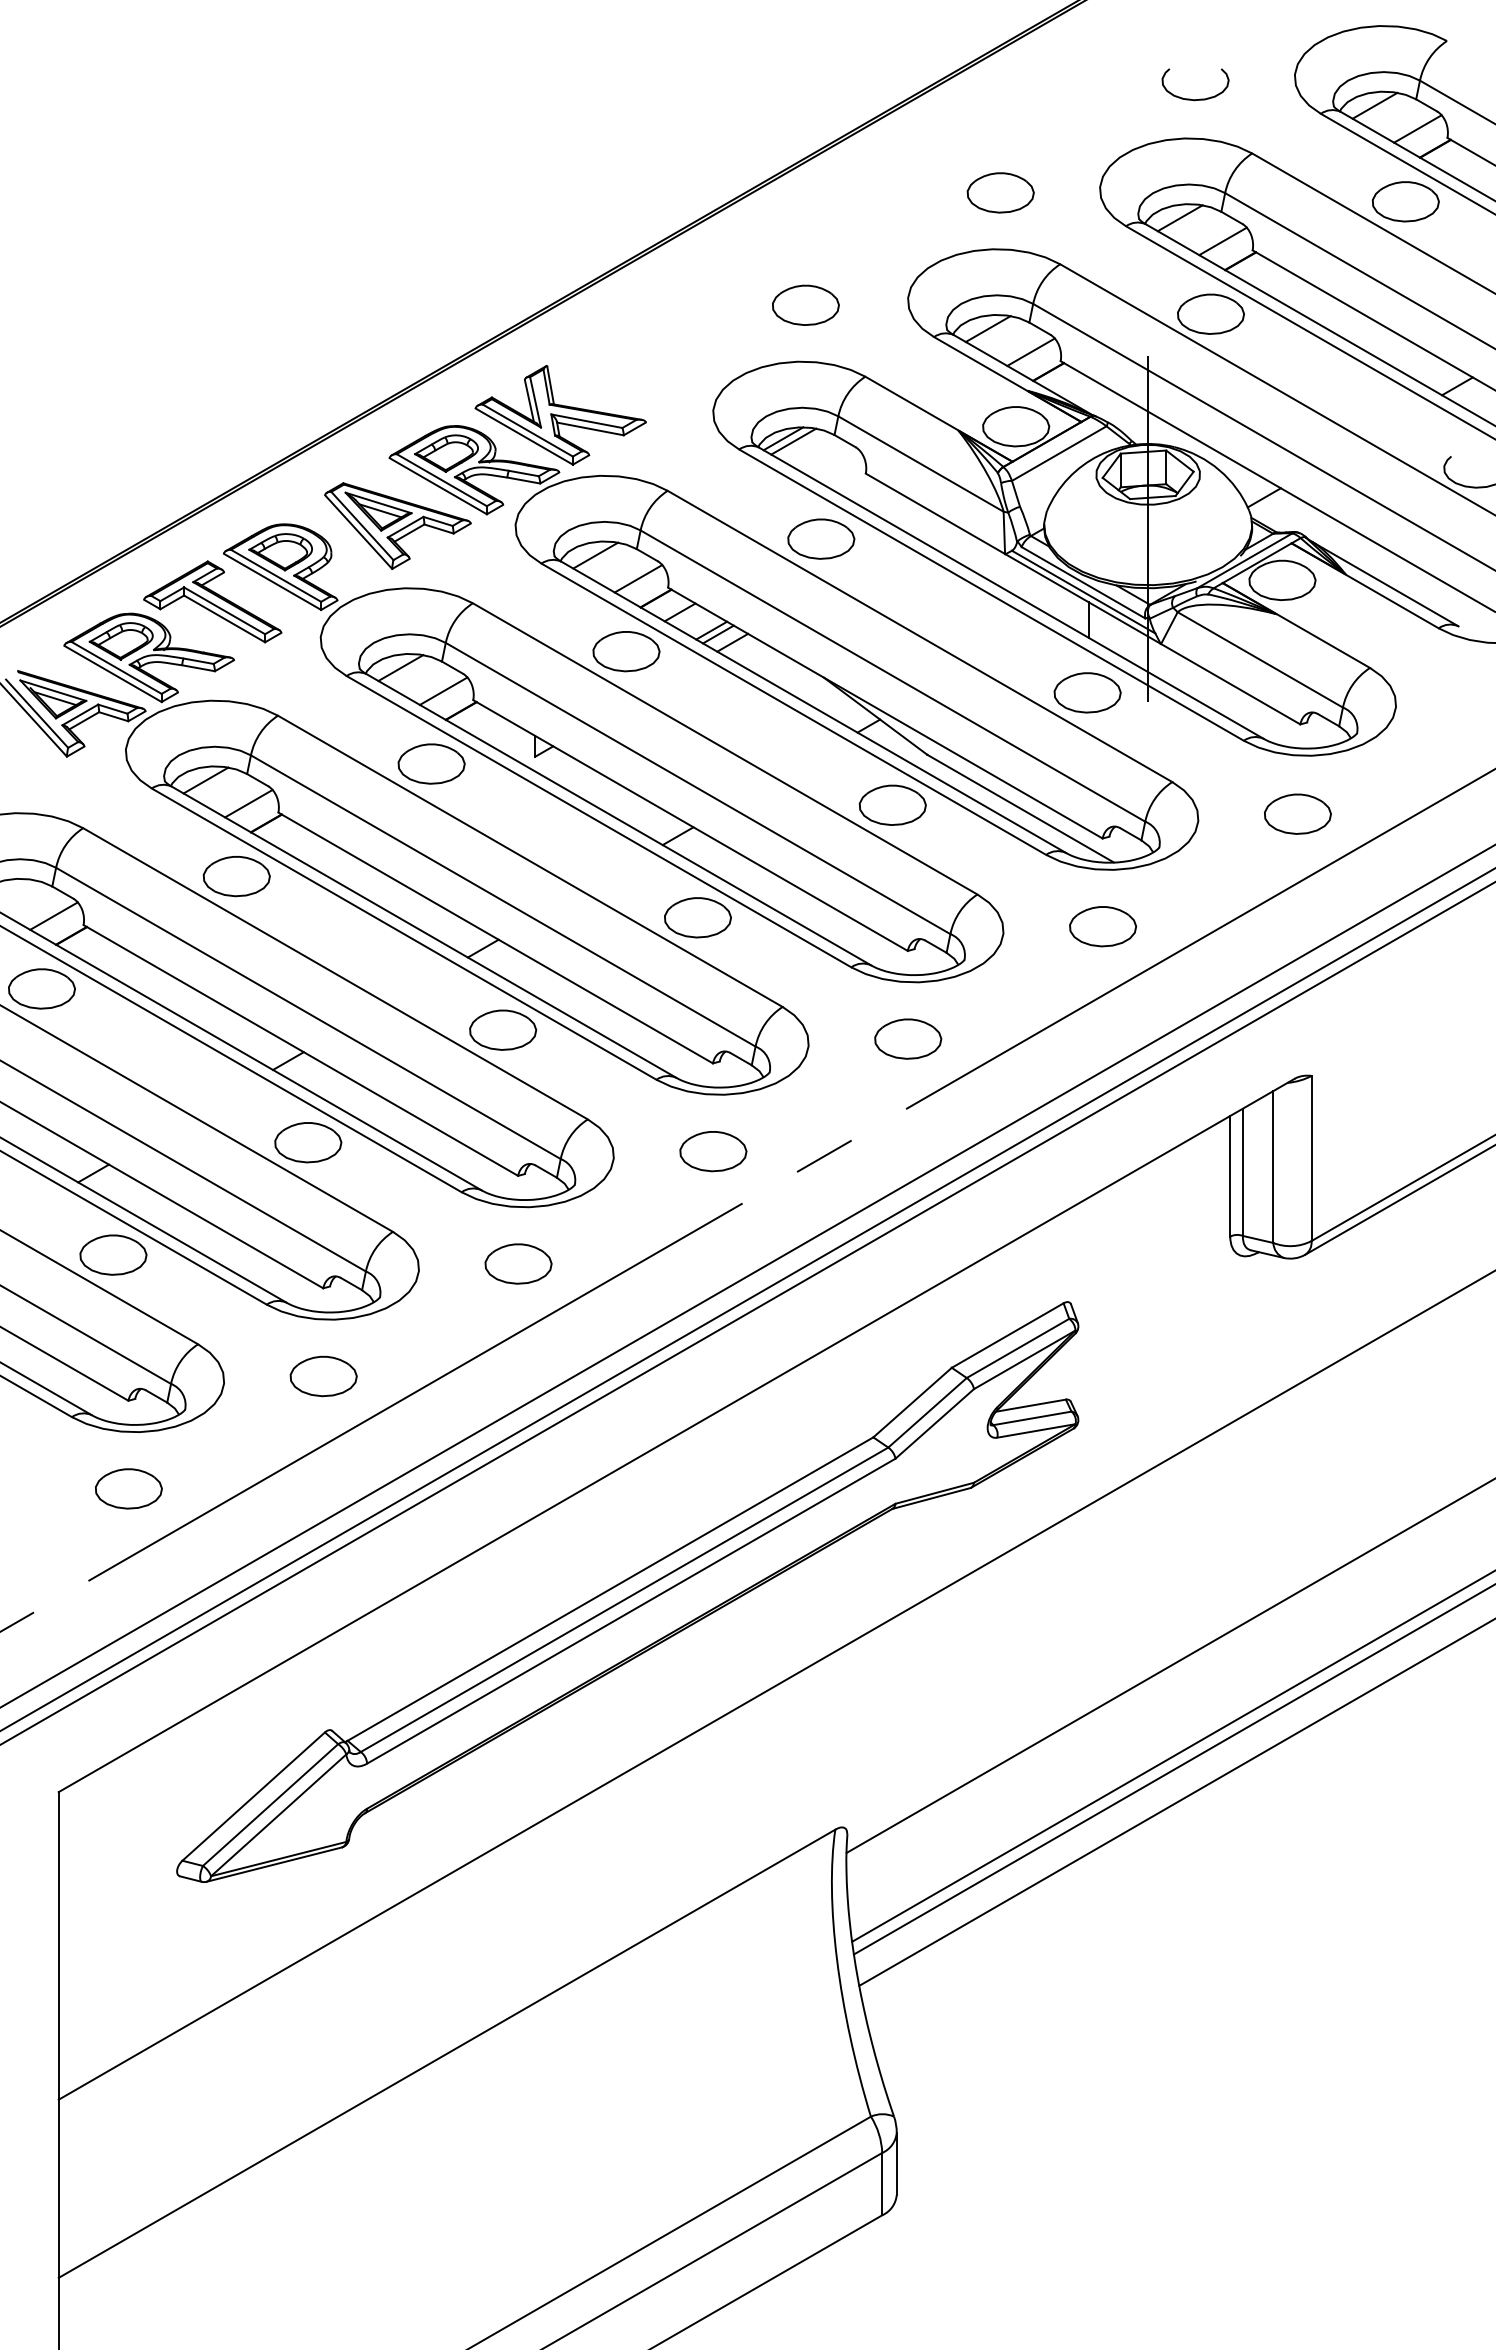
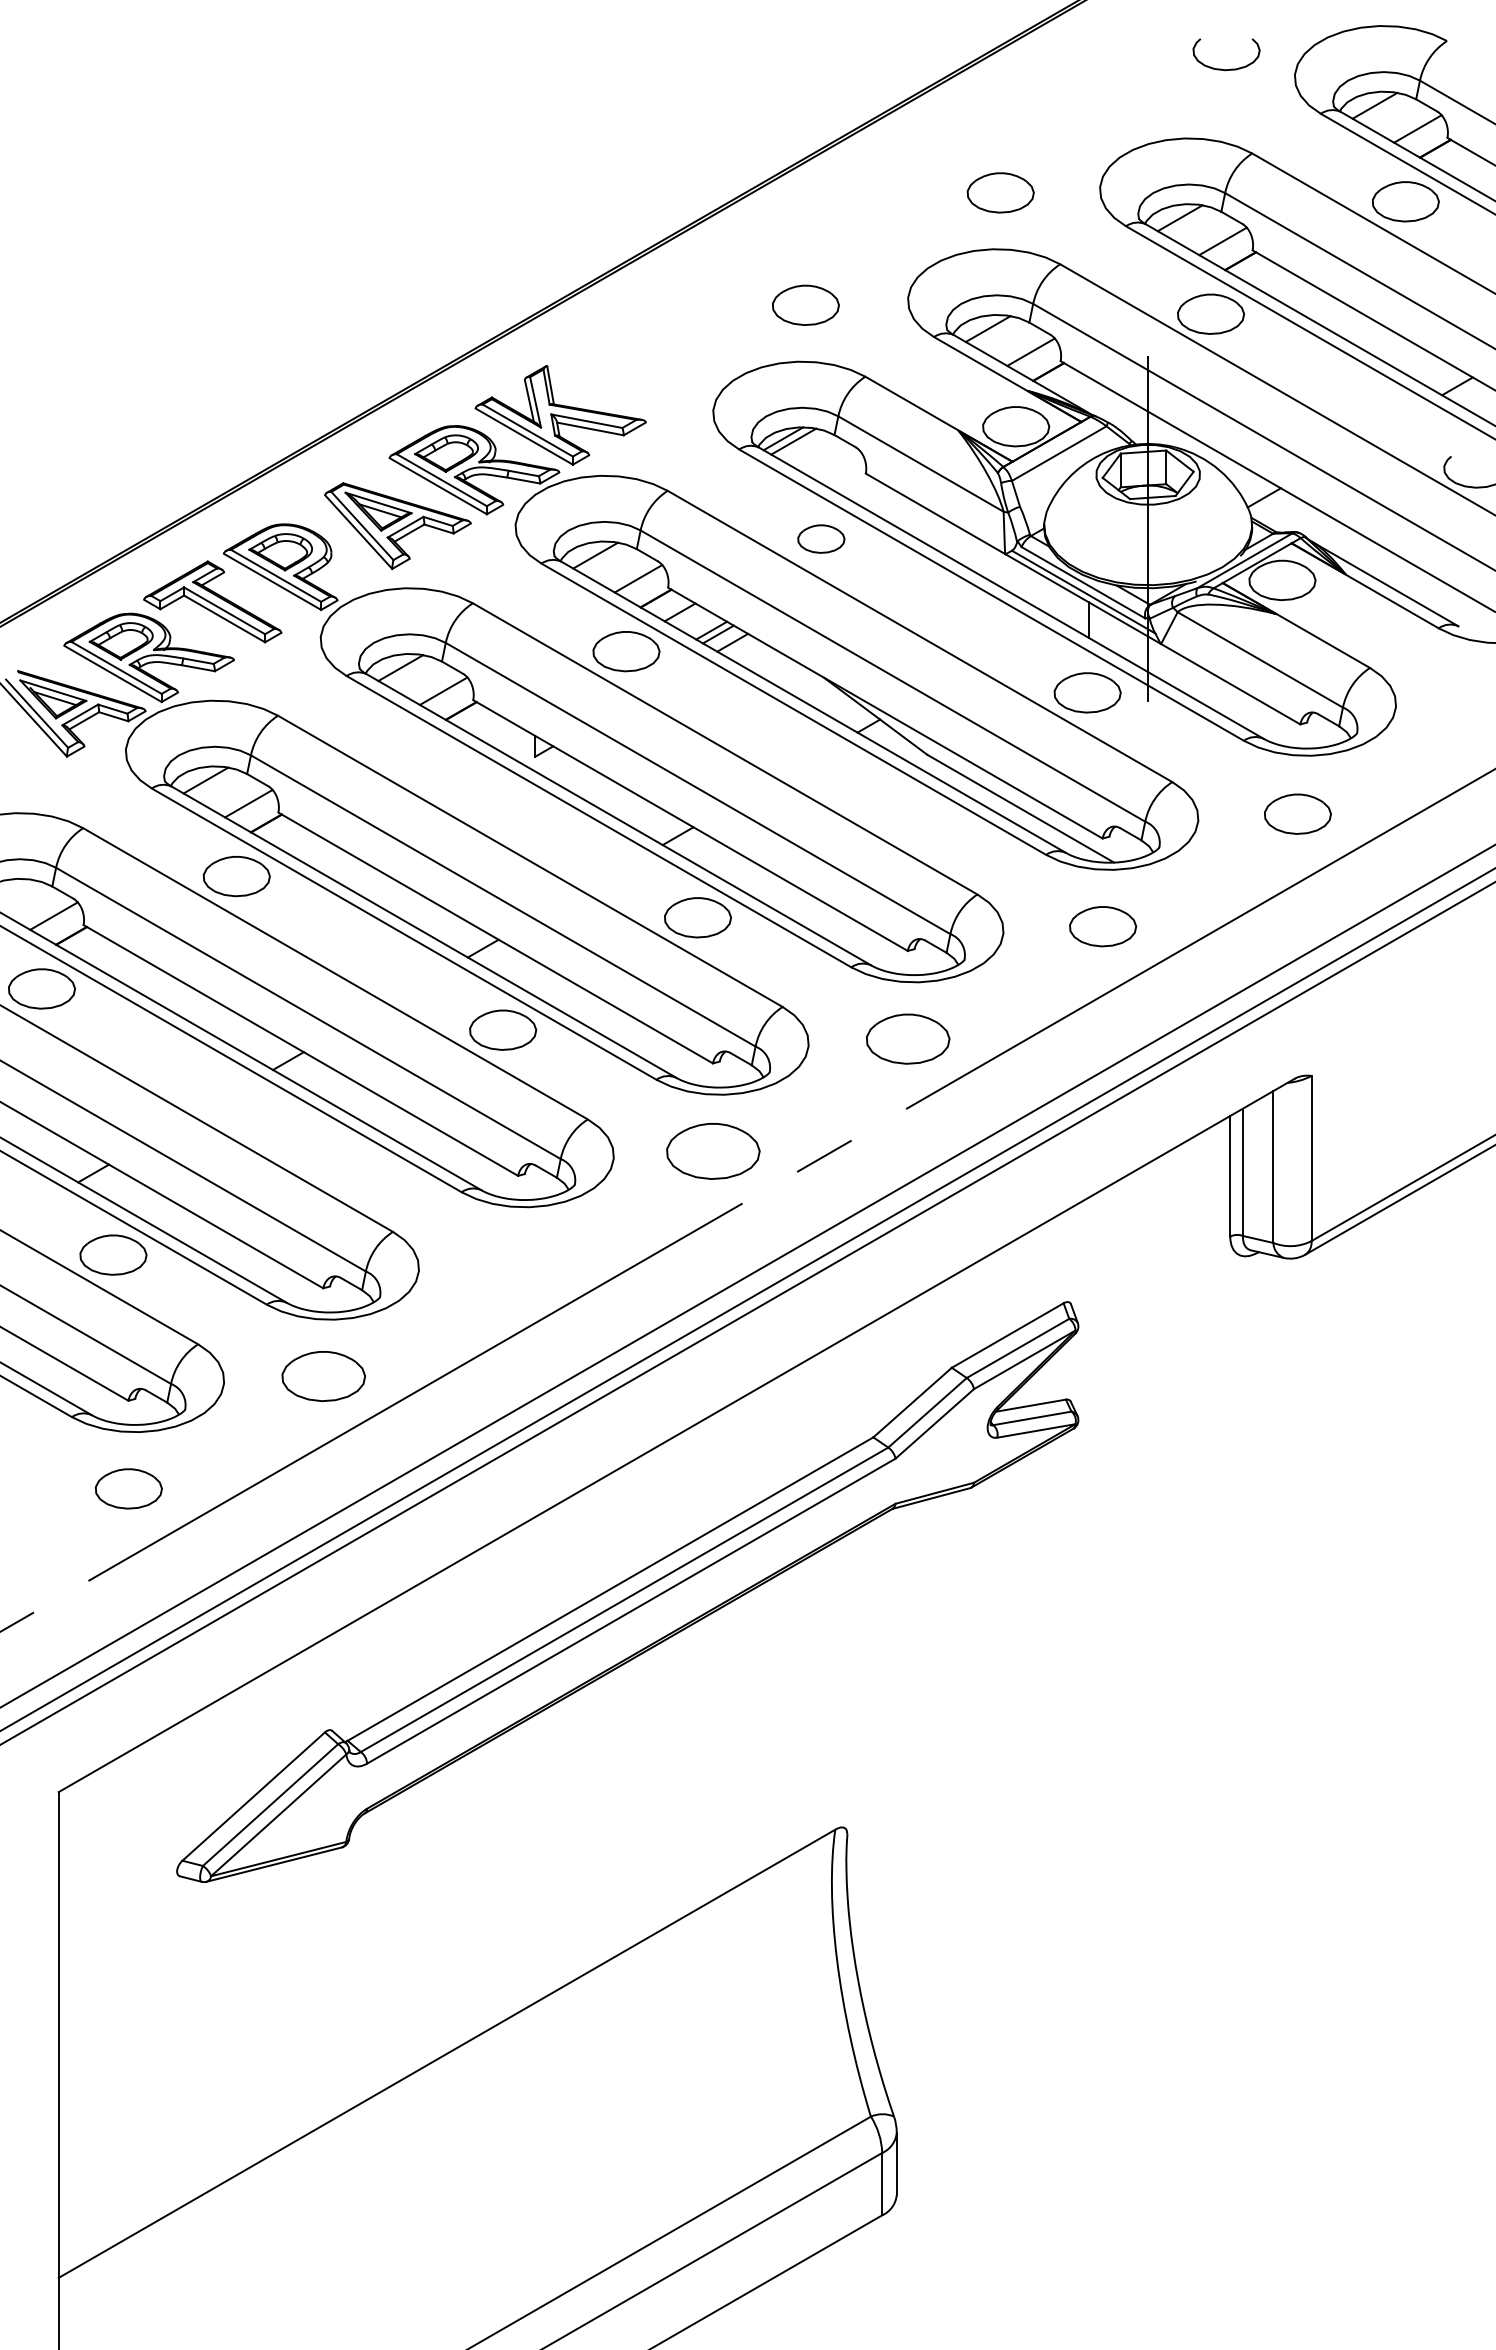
curve position: (1199, 98) -> (1230, 68) (1230, 68)
part size: 69x42 px -> 49x30 px (821, 538)
part: present -> none (431, 763)
part: present -> none (892, 804)
part size: 69x42 px -> 85x52 px (908, 1038)
part: present -> none (308, 1142)
part size: 69x42 px -> 95x57 px (713, 1151)
part: present -> none (518, 1263)
part size: 69x43 px -> 86x51 px (323, 1376)
line: present -> none (1169, 1665)
line: present -> none (775, 1685)
line: present -> none (1172, 1756)
line: present -> none (1172, 1769)
line: present -> none (1175, 1802)
